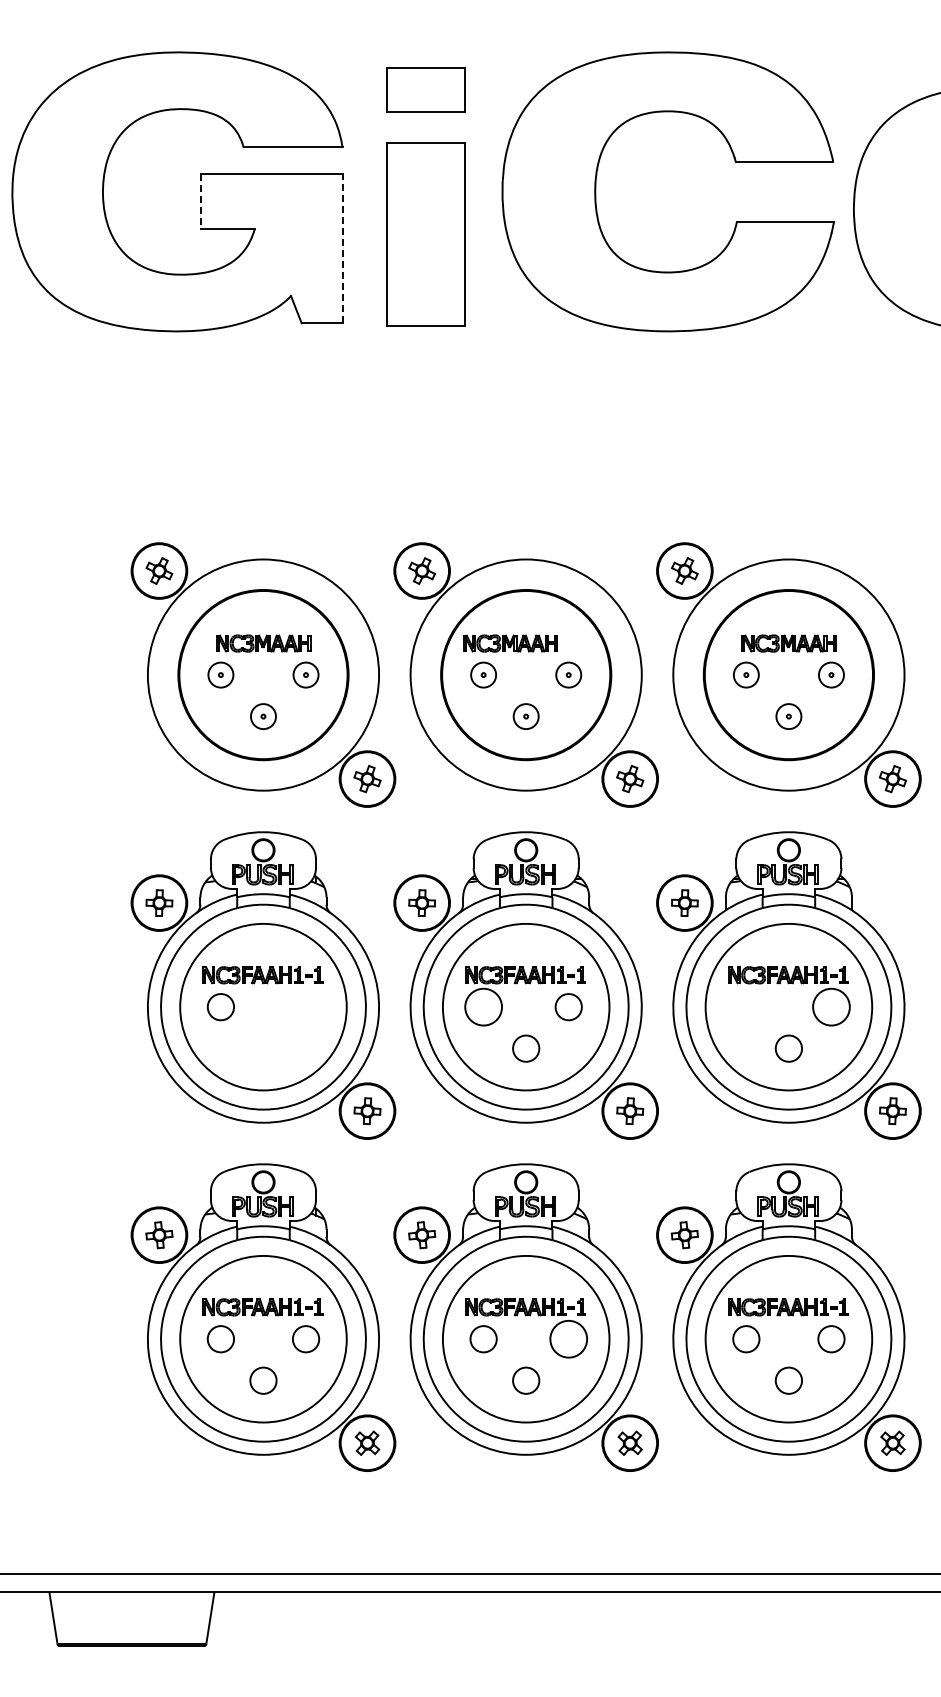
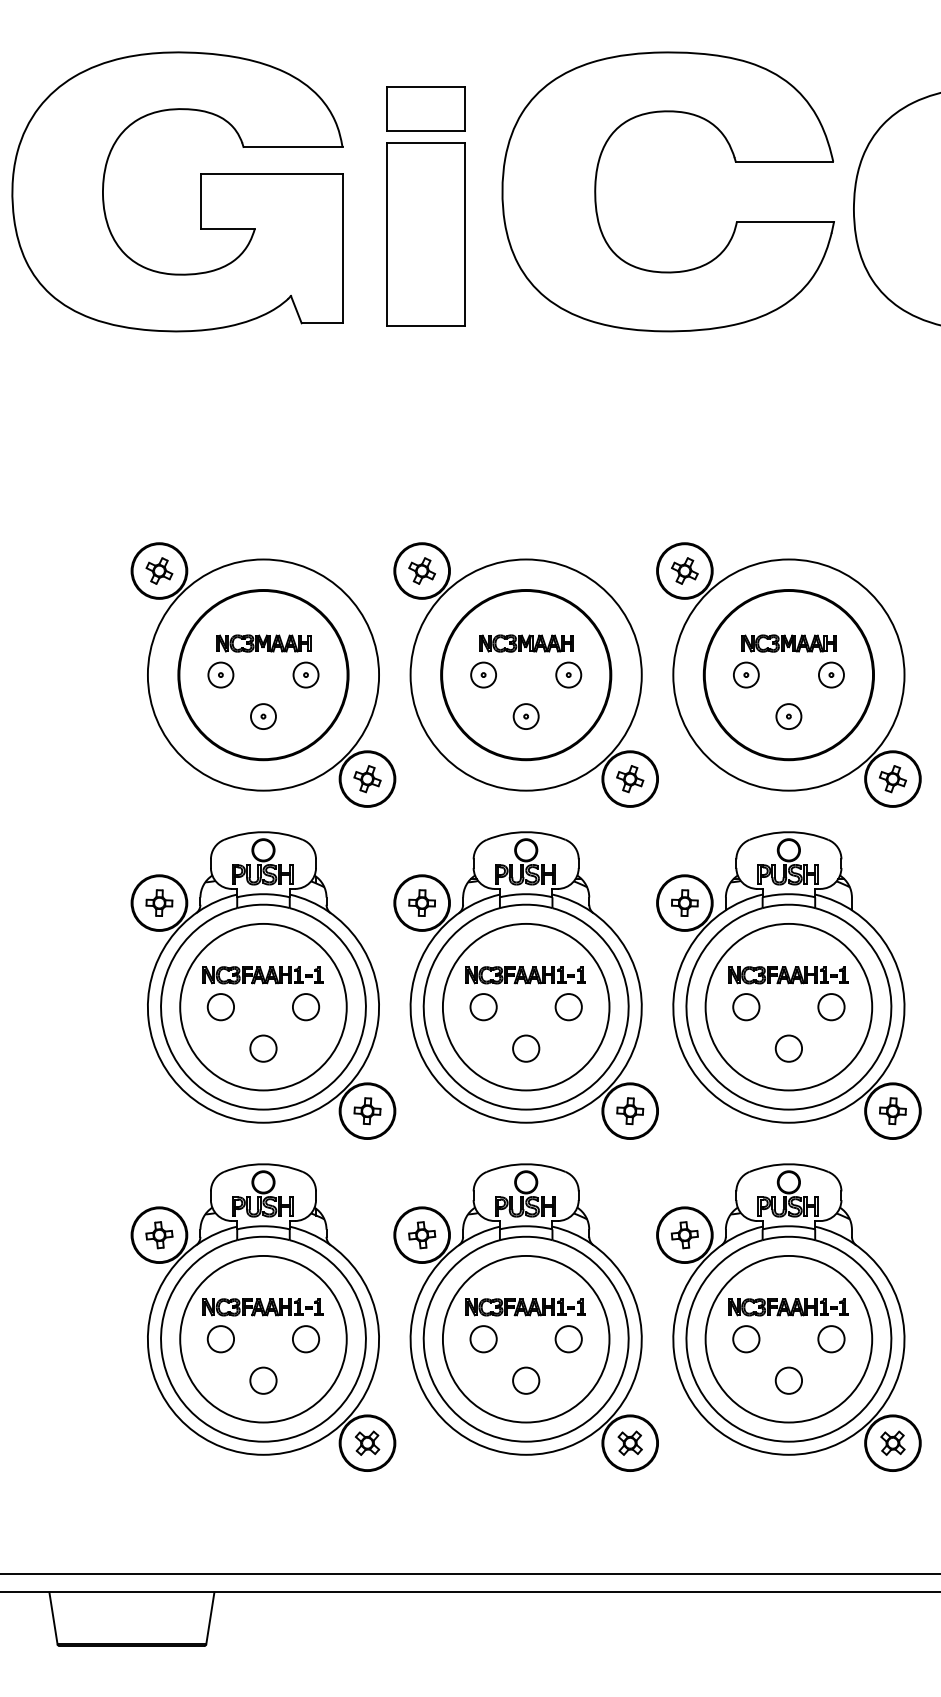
part position: (425, 89) -> (425, 108) (425, 108)
line: dashed -> solid (201, 201)
line: dashed -> solid (342, 248)
part position: (510, 643) -> (526, 643) (526, 643)
circle diameter: 37 px -> 26 px (483, 1007)
circle diameter: 37 px -> 26 px (831, 1007)
circle: none -> present (306, 1007)
circle: none -> present (746, 1007)
circle: none -> present (263, 1048)
circle diameter: 37 px -> 26 px (568, 1339)
